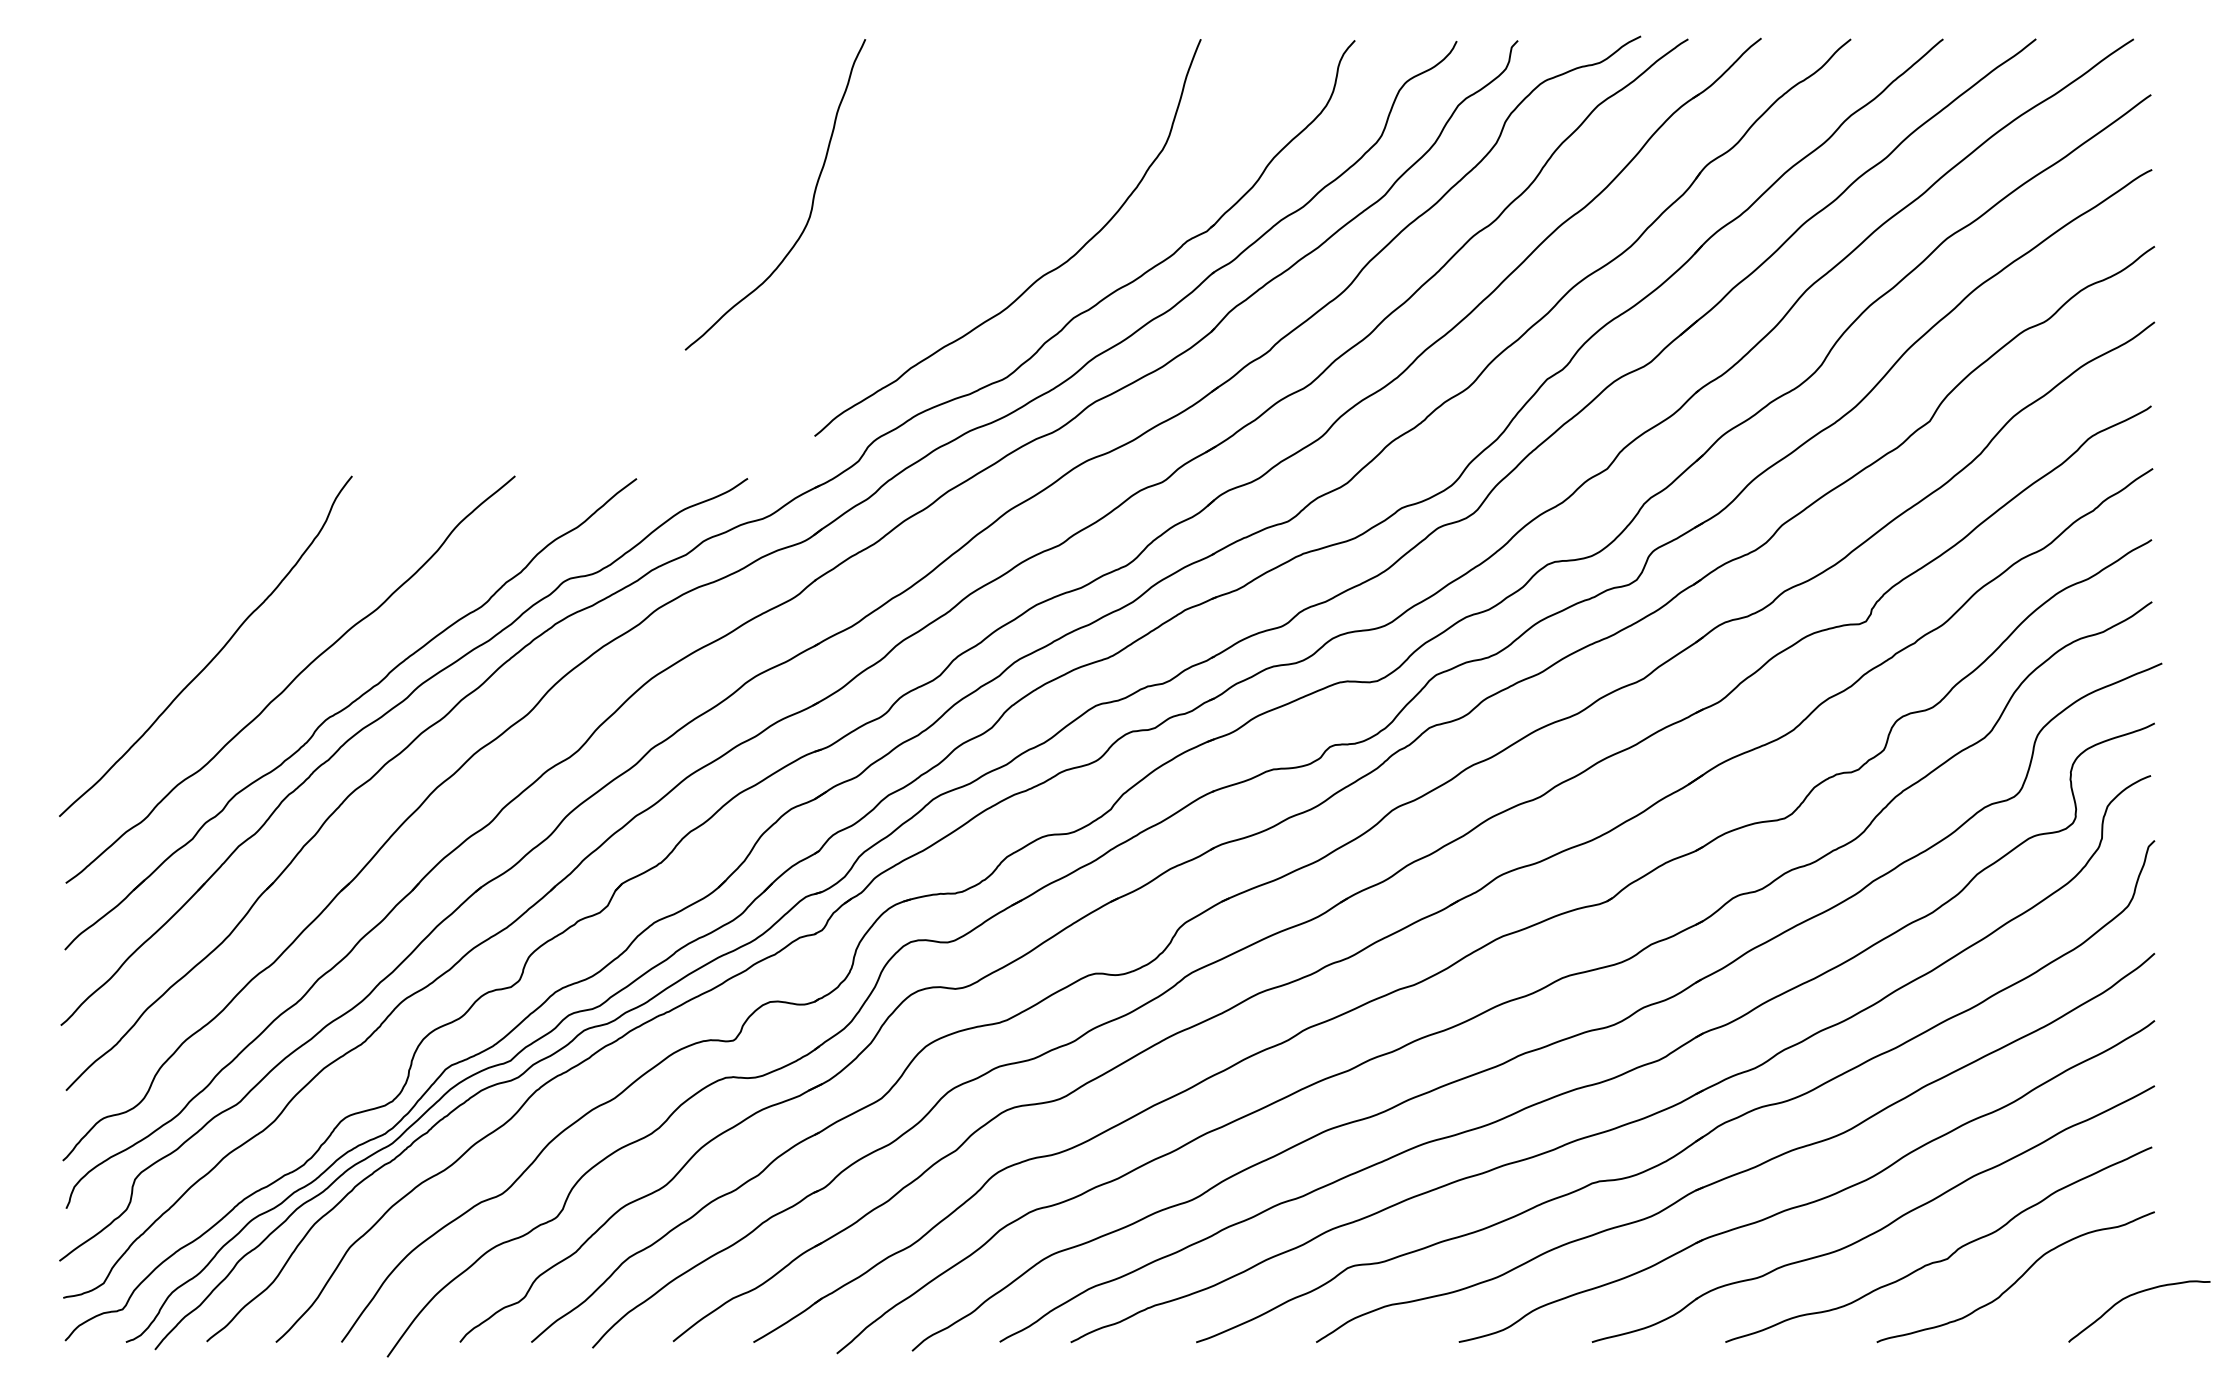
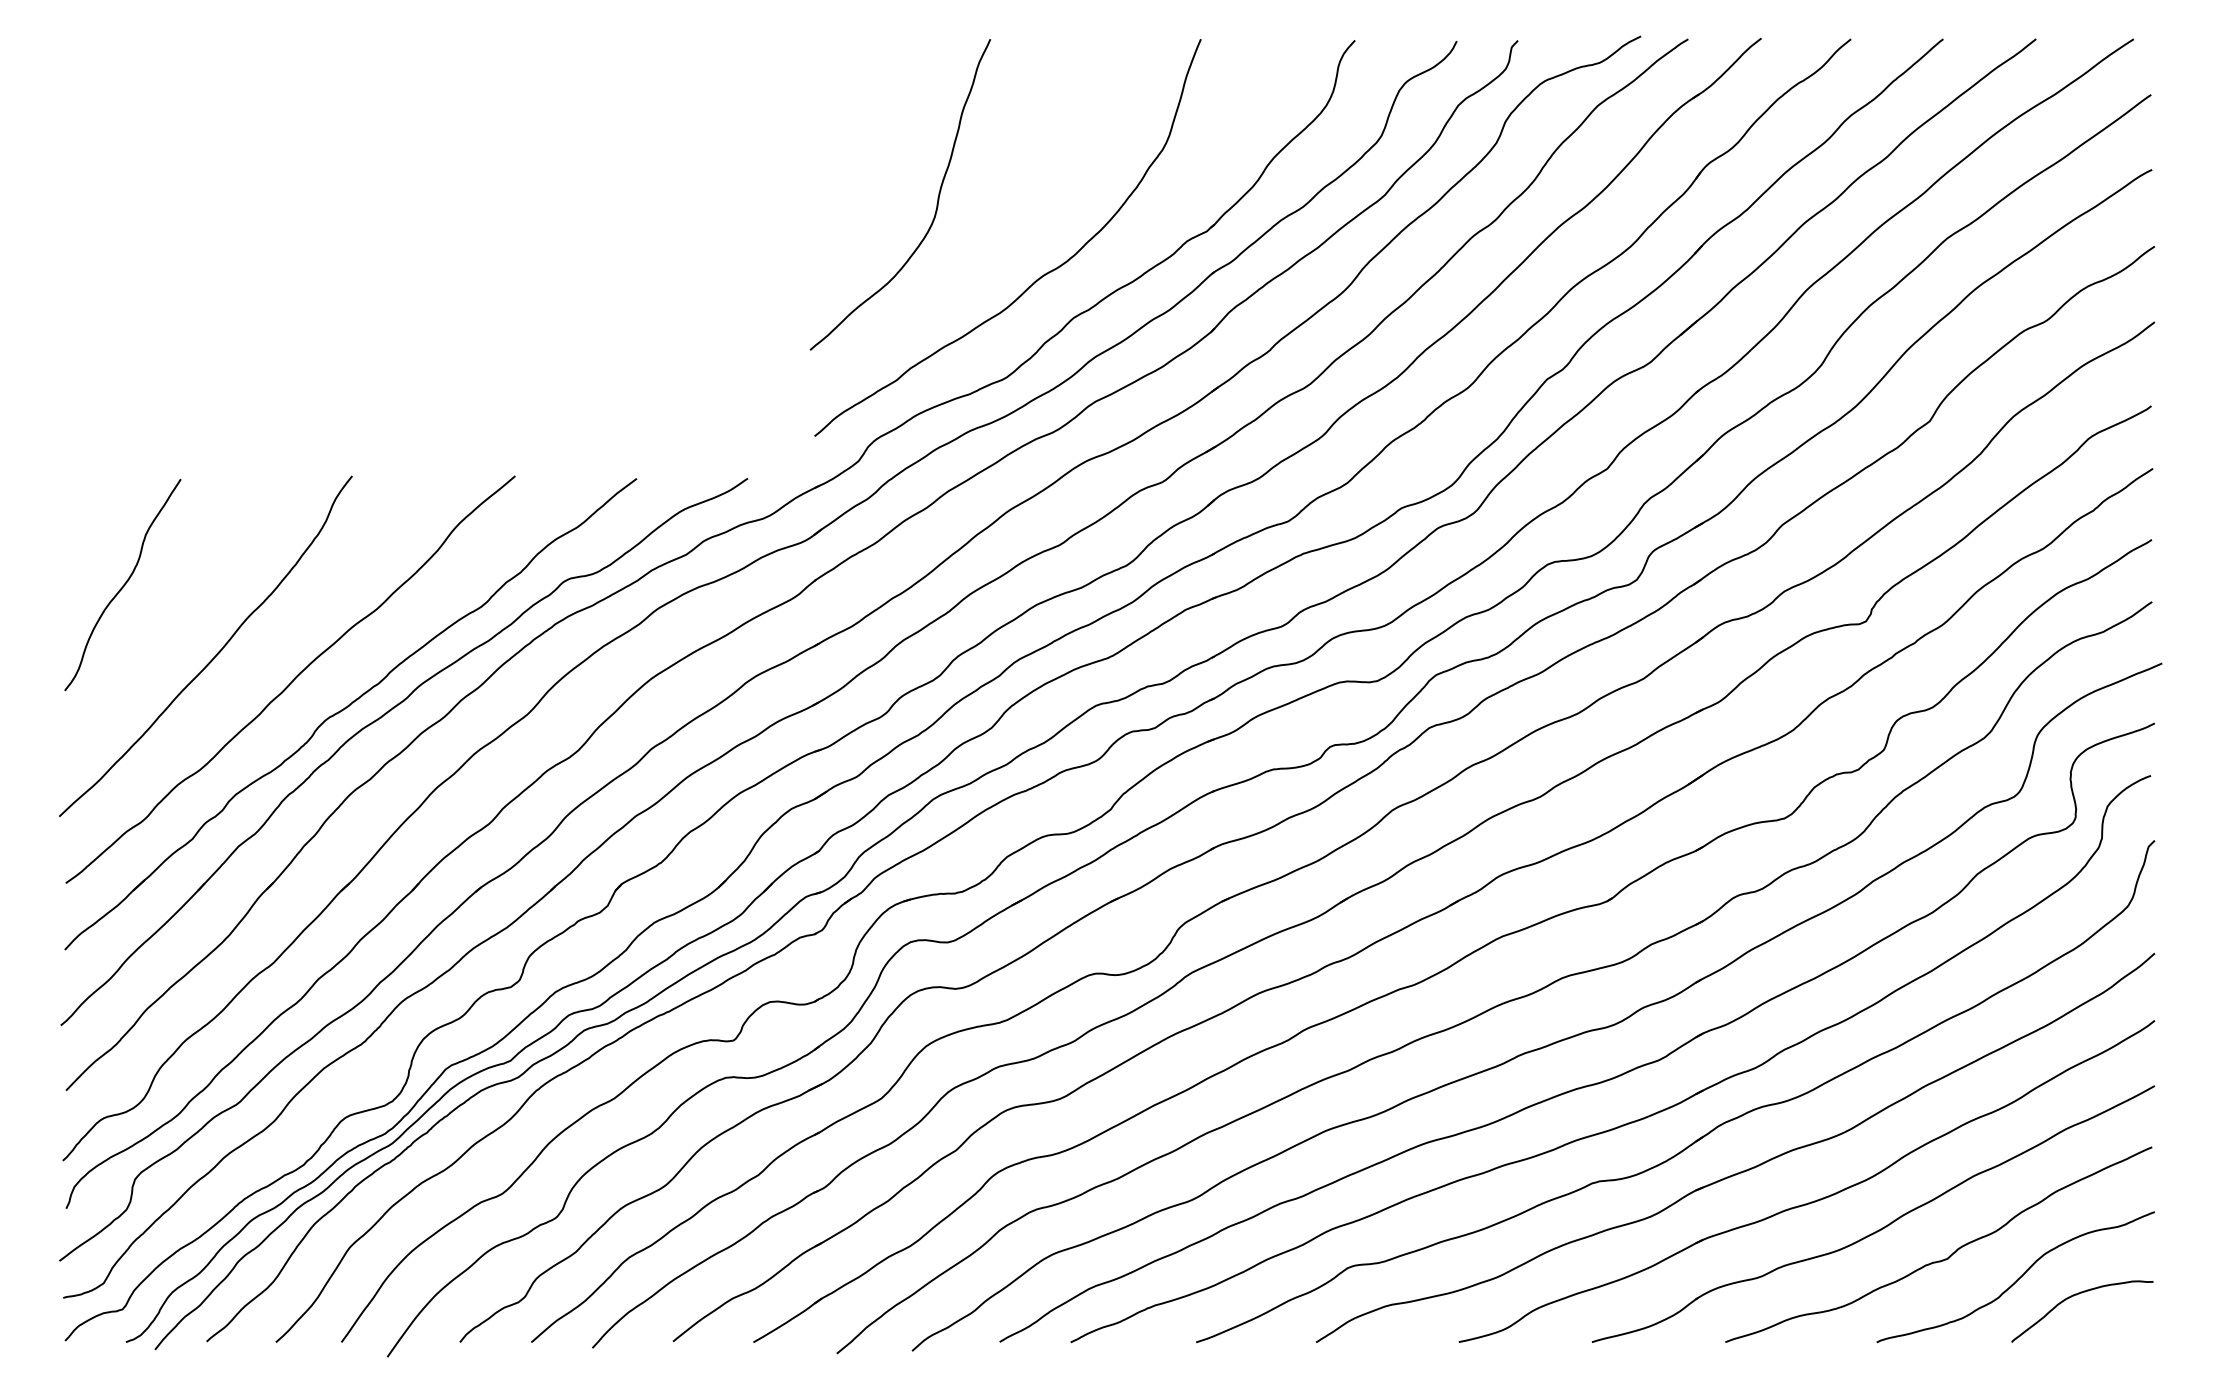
curve position: (811, 203) -> (936, 203) (936, 203)
curve: none -> present (122, 585)
curve position: (2133, 1295) -> (2076, 1295) (2076, 1295)
